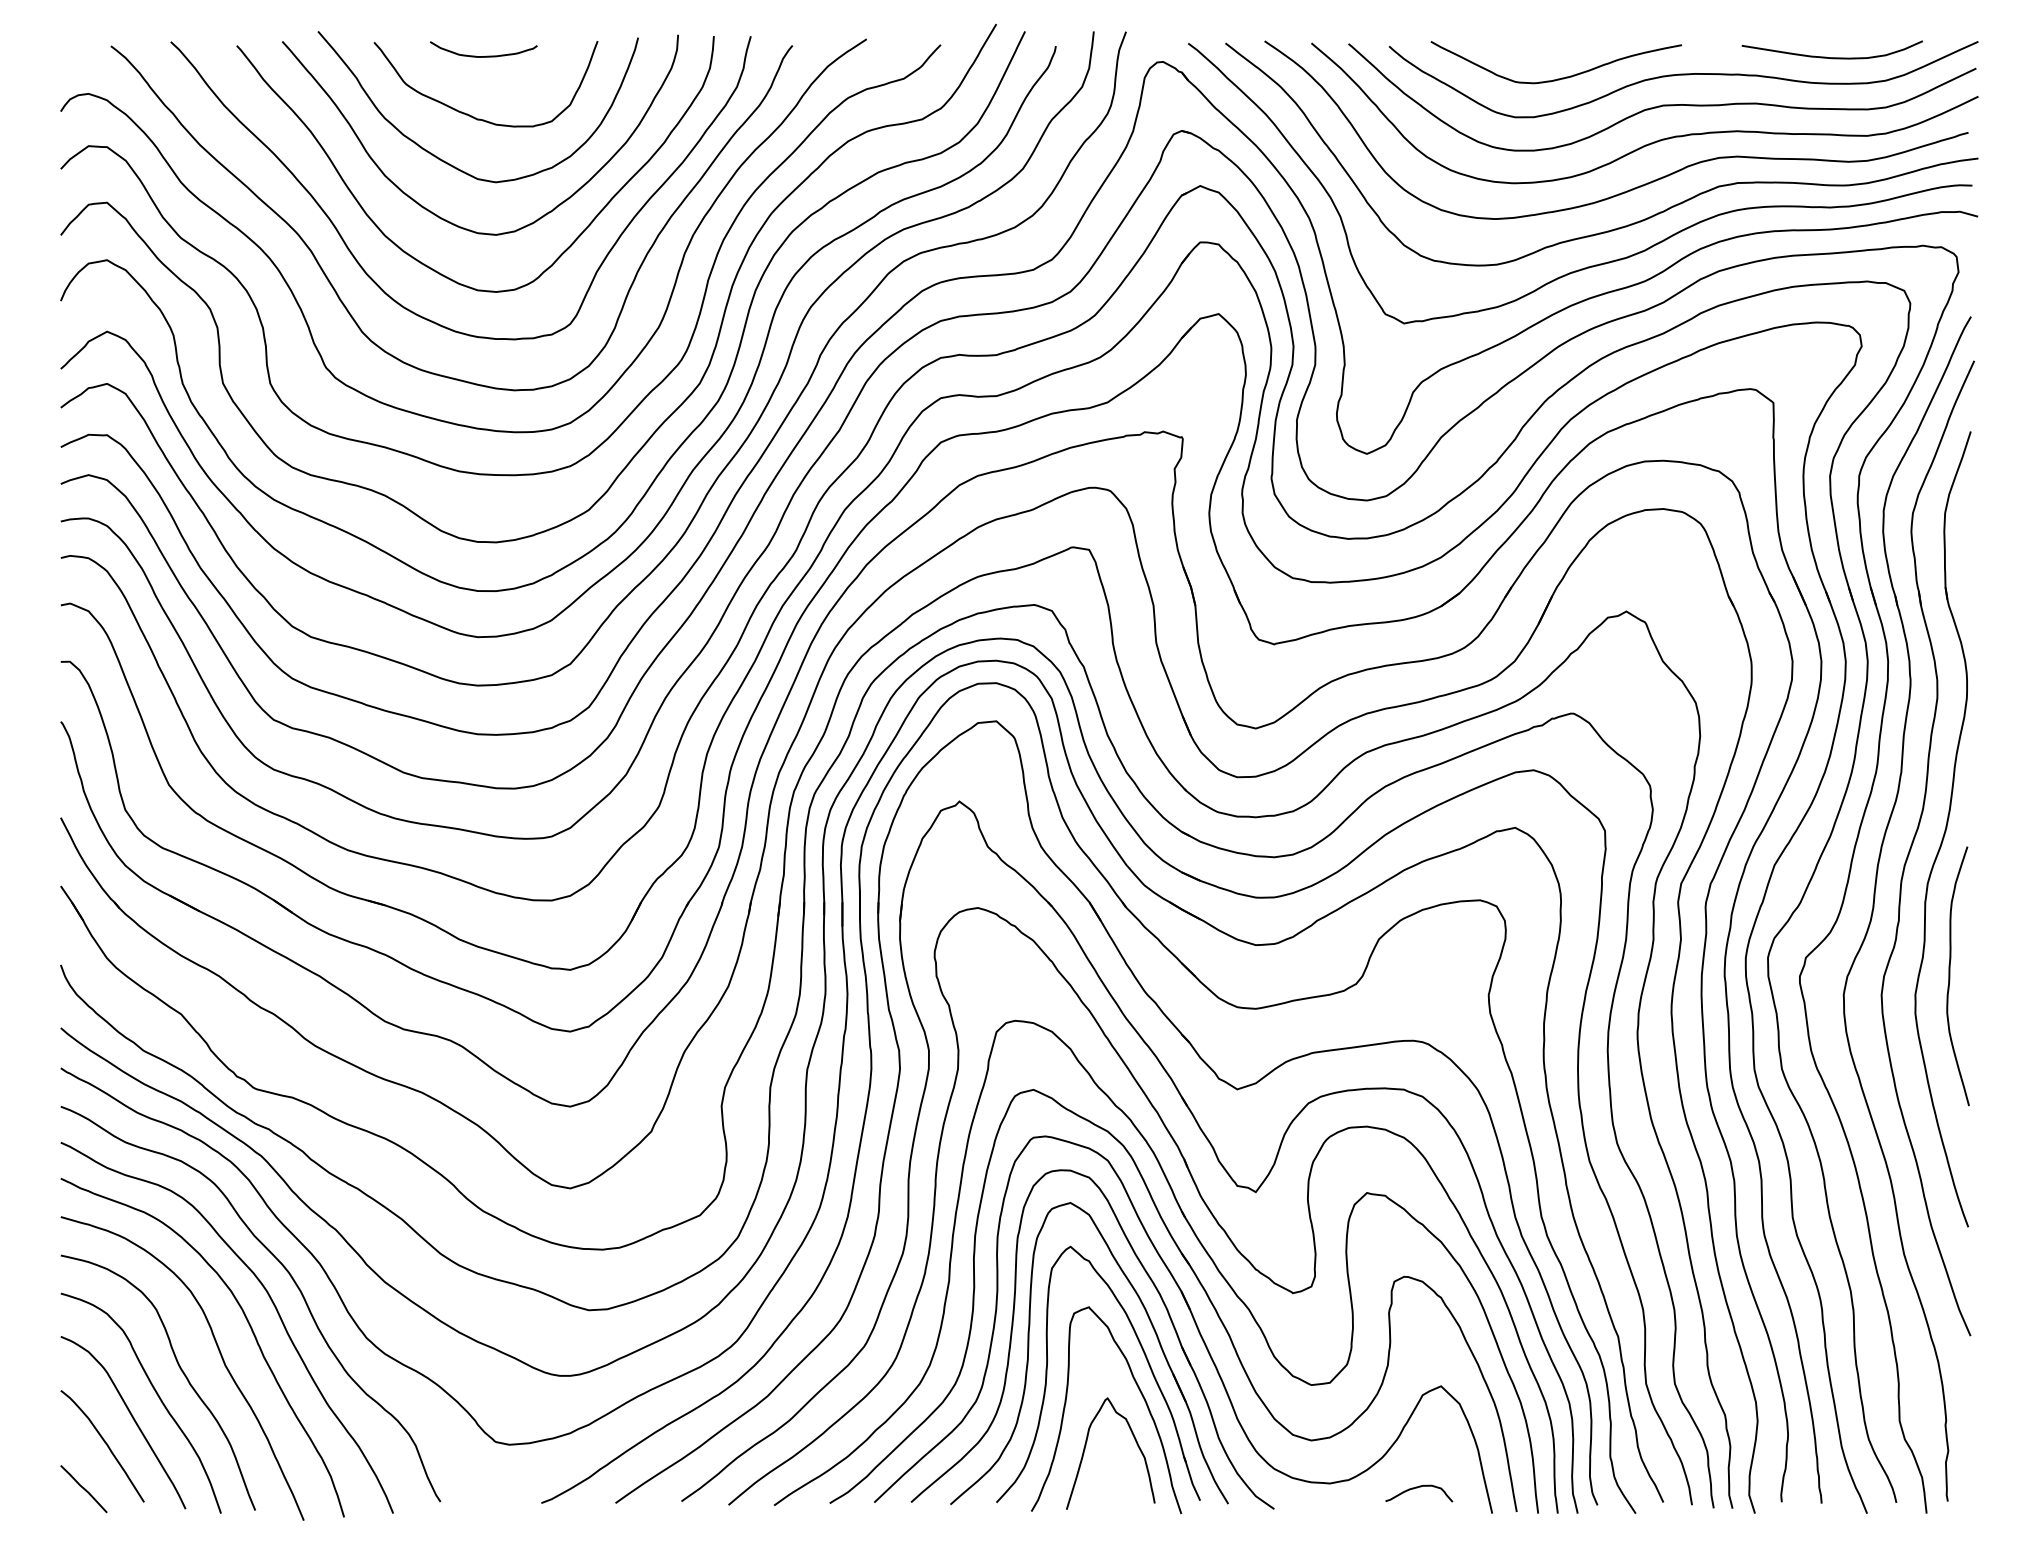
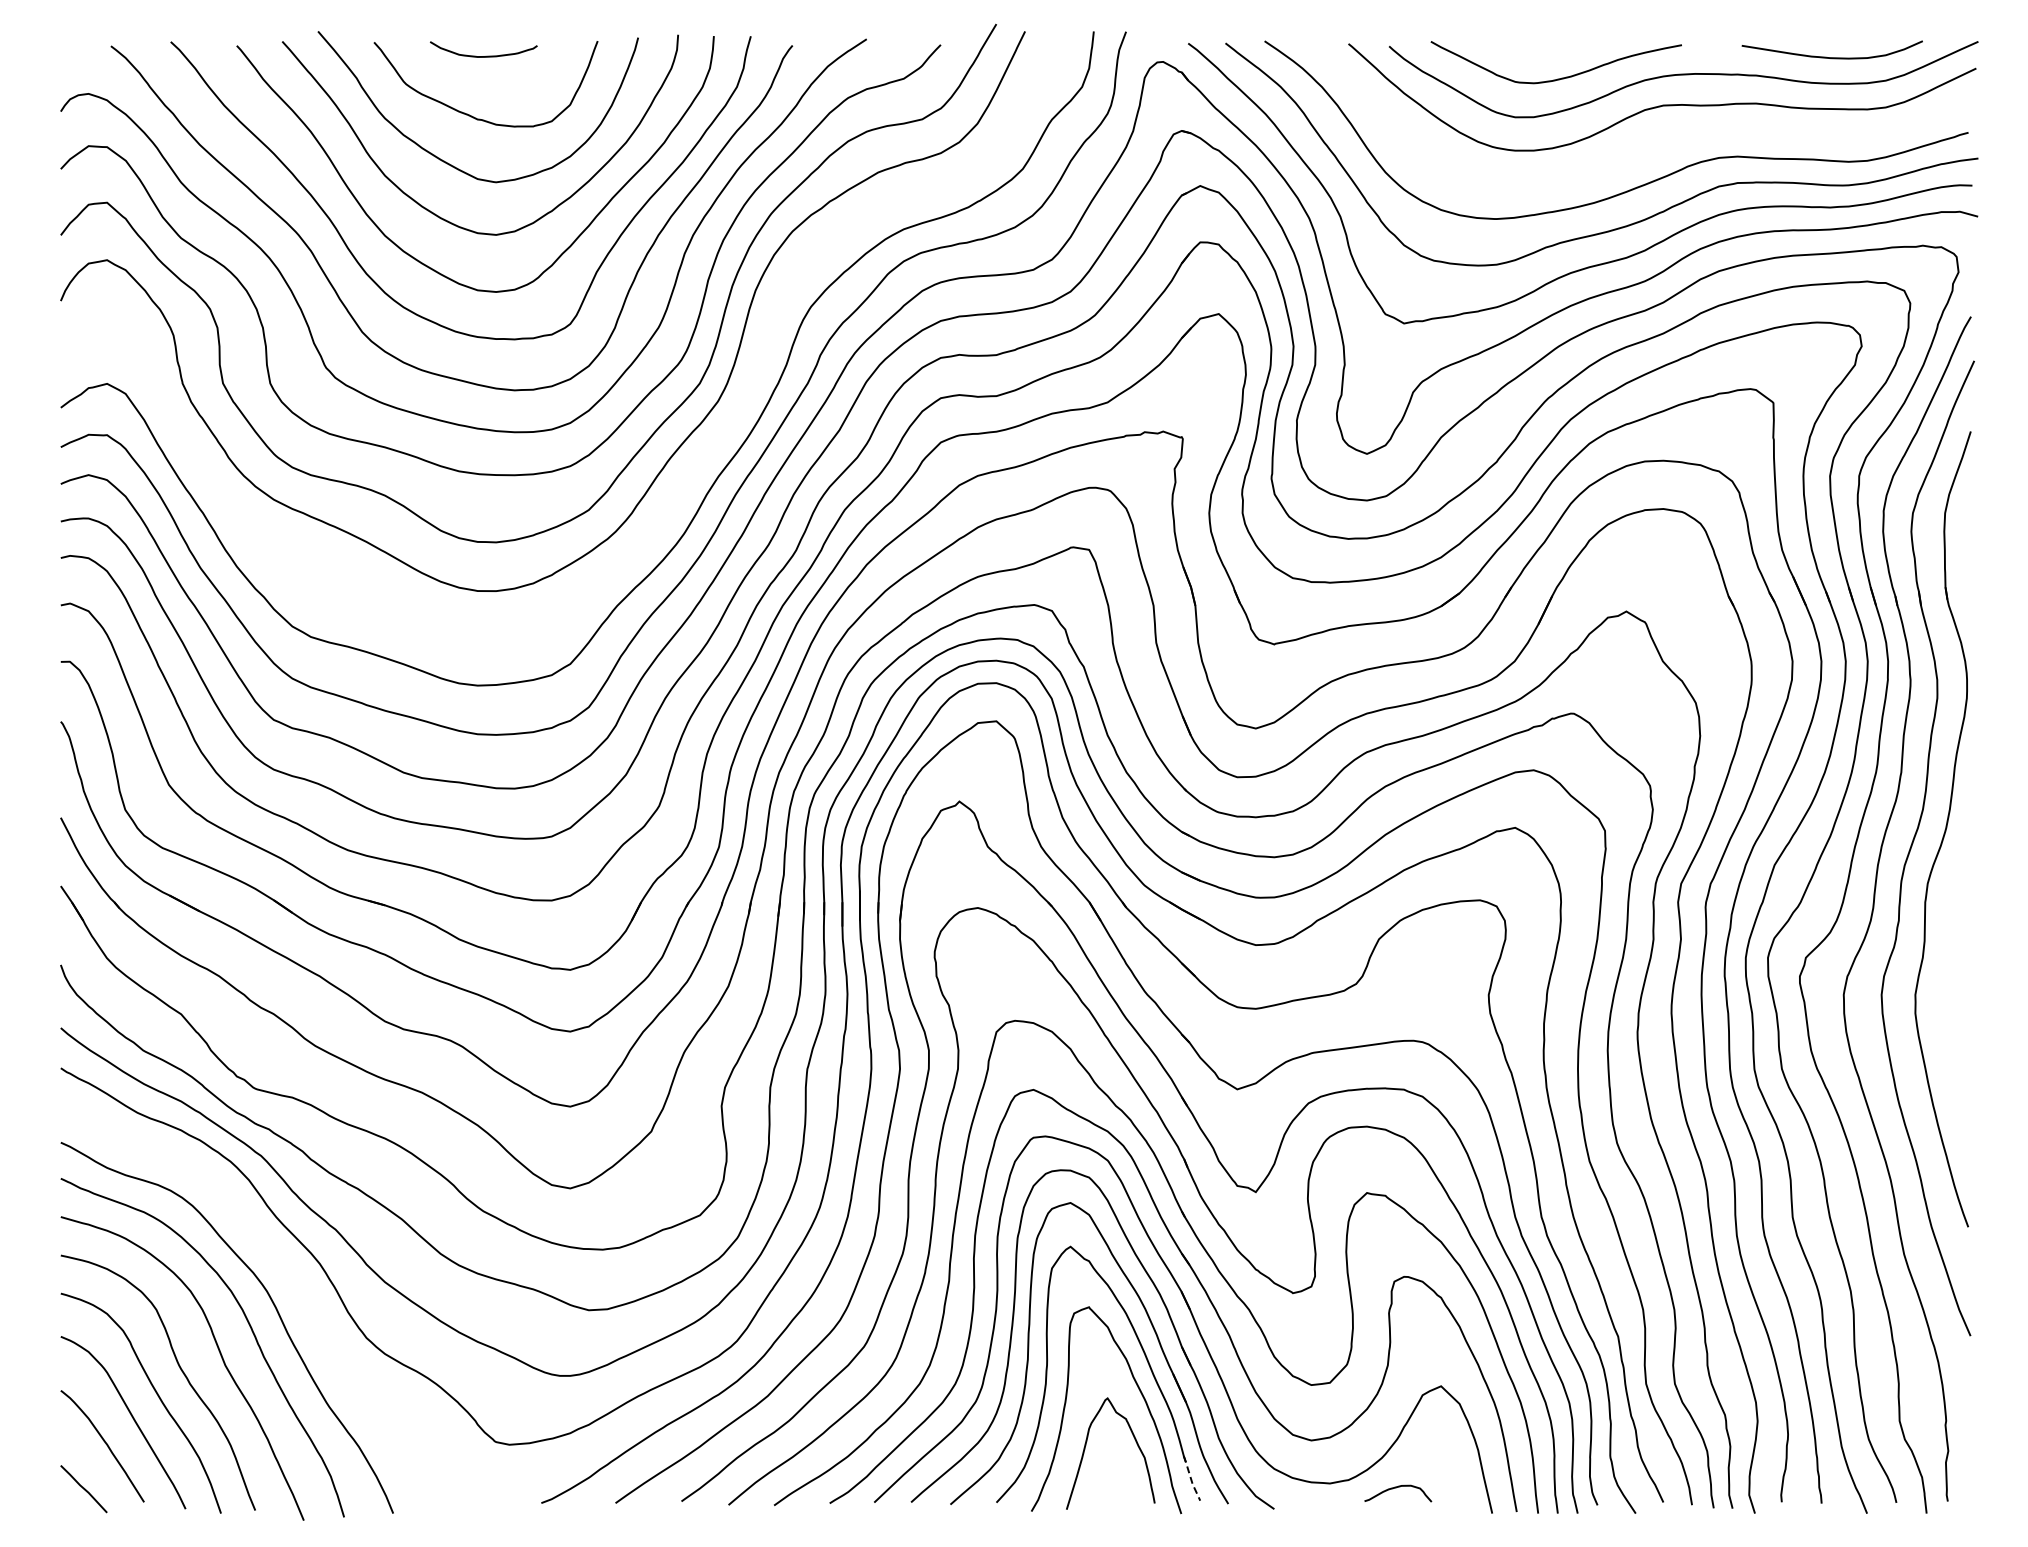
curve: present -> none (1653, 141)
curve: present -> none (703, 455)
curve: present -> none (1950, 976)
curve: present -> none (290, 1277)
line: solid -> dashed (1190, 1478)
curve position: (1417, 1488) -> (1396, 1488) (1396, 1488)
